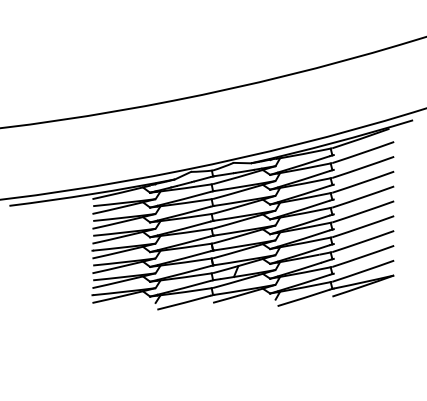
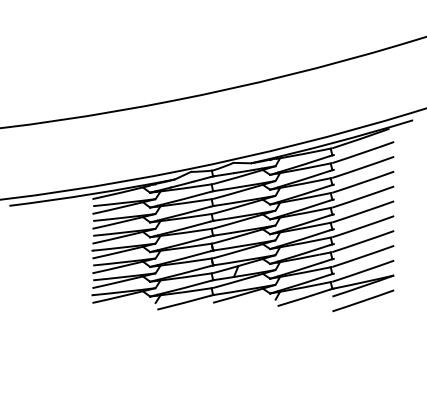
line: none -> present (363, 300)
